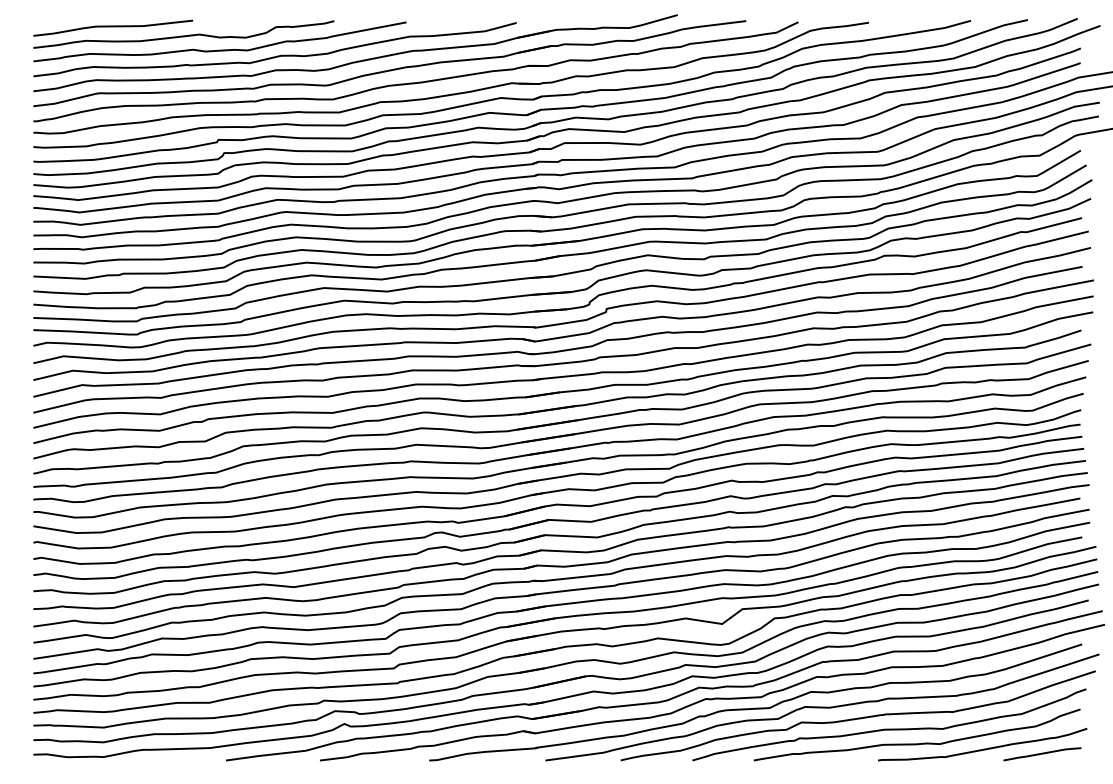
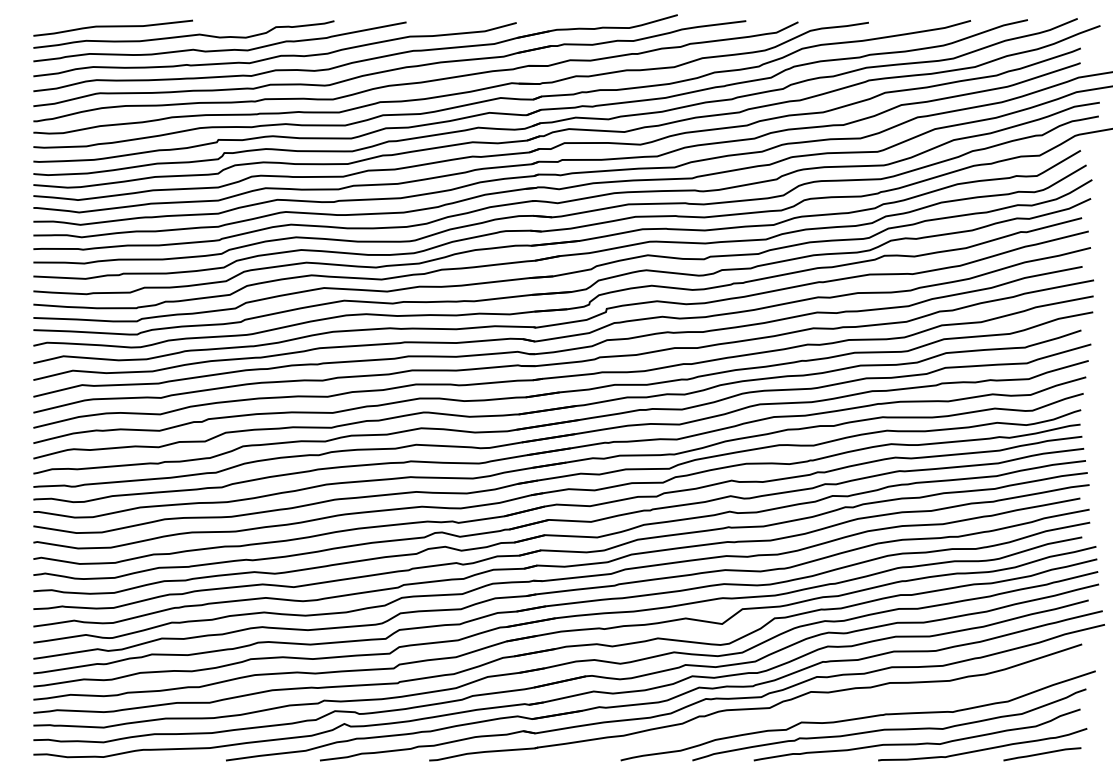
curve: present -> none (822, 707)
